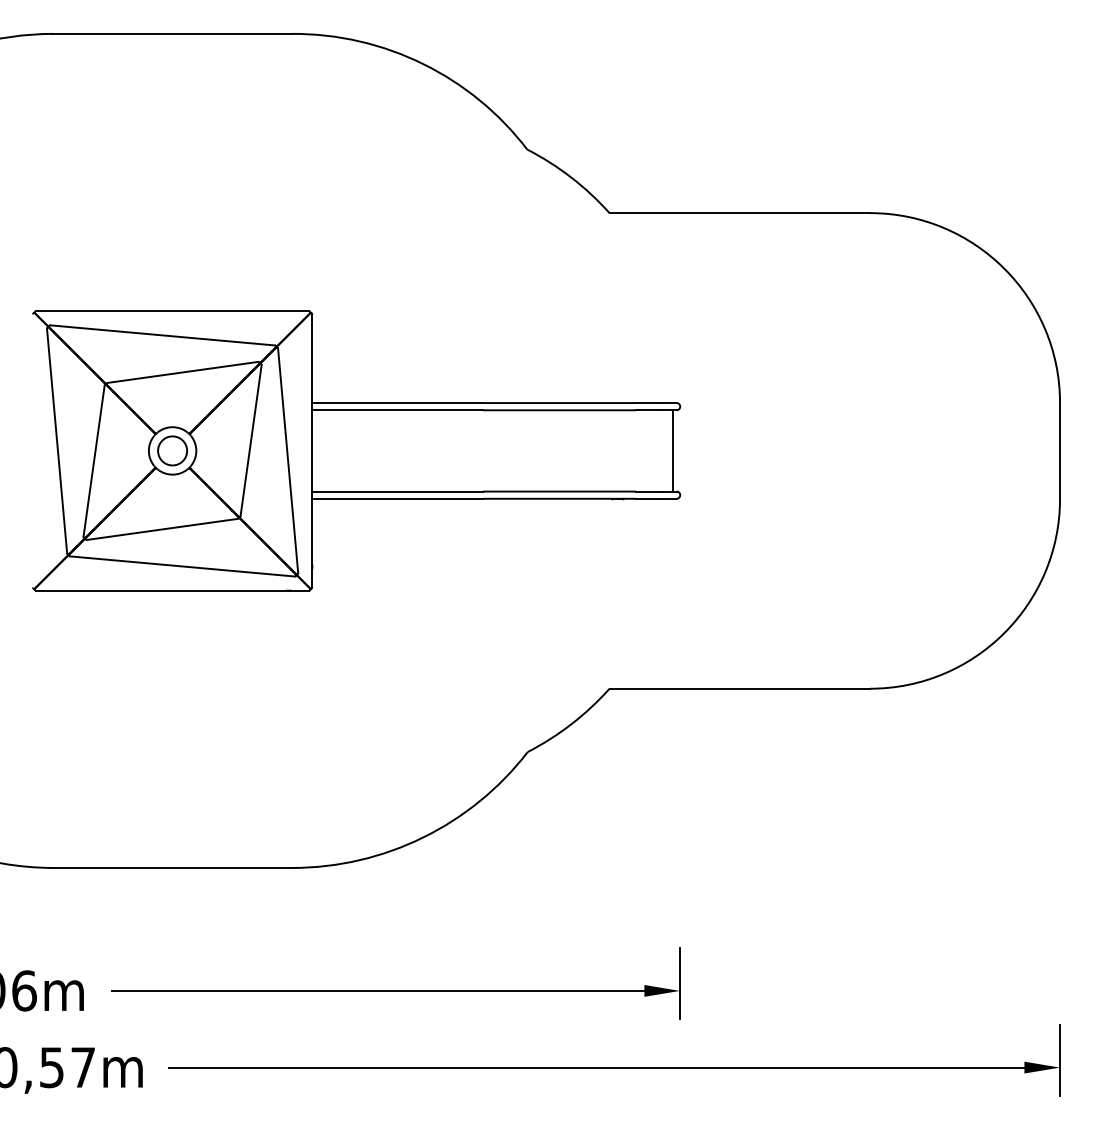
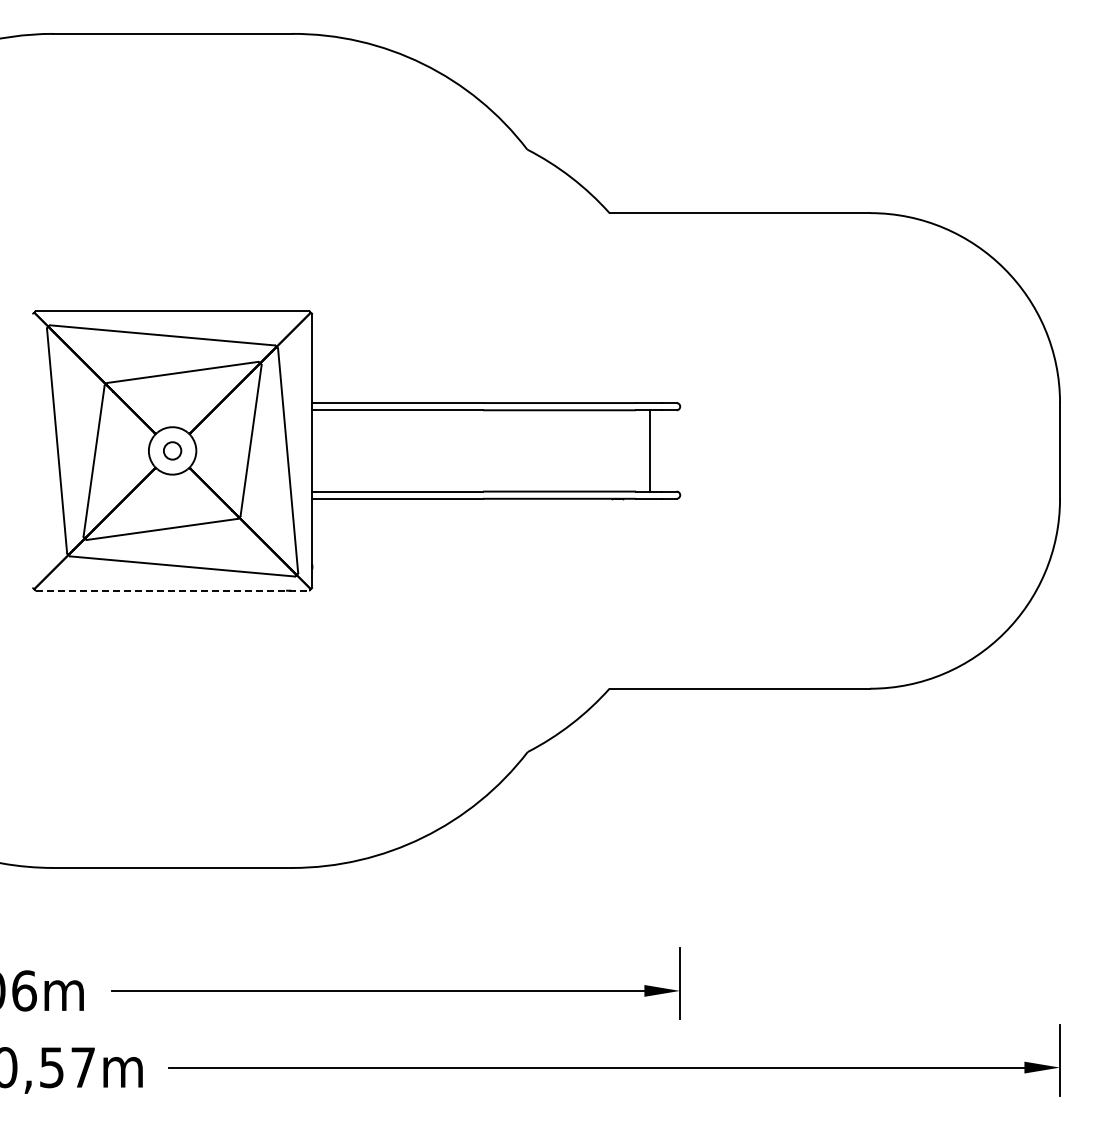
circle diameter: 29 px -> 17 px (172, 450)
line position: (673, 450) -> (650, 450) (650, 450)
line: solid -> dashed (172, 590)
